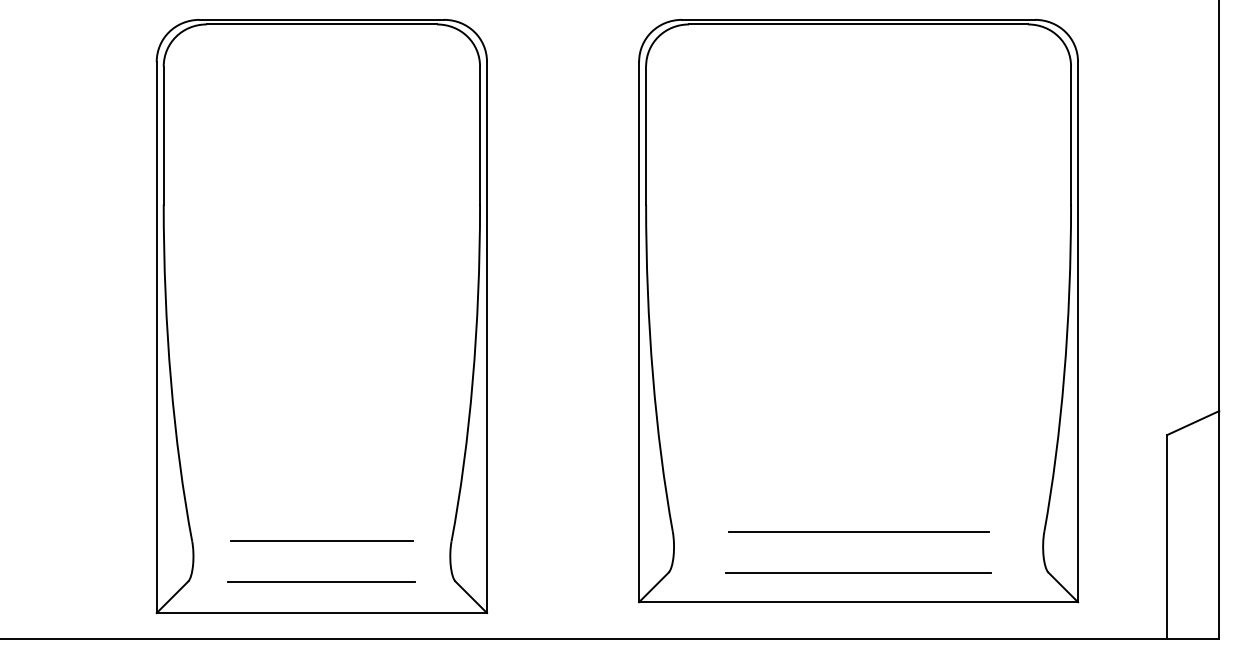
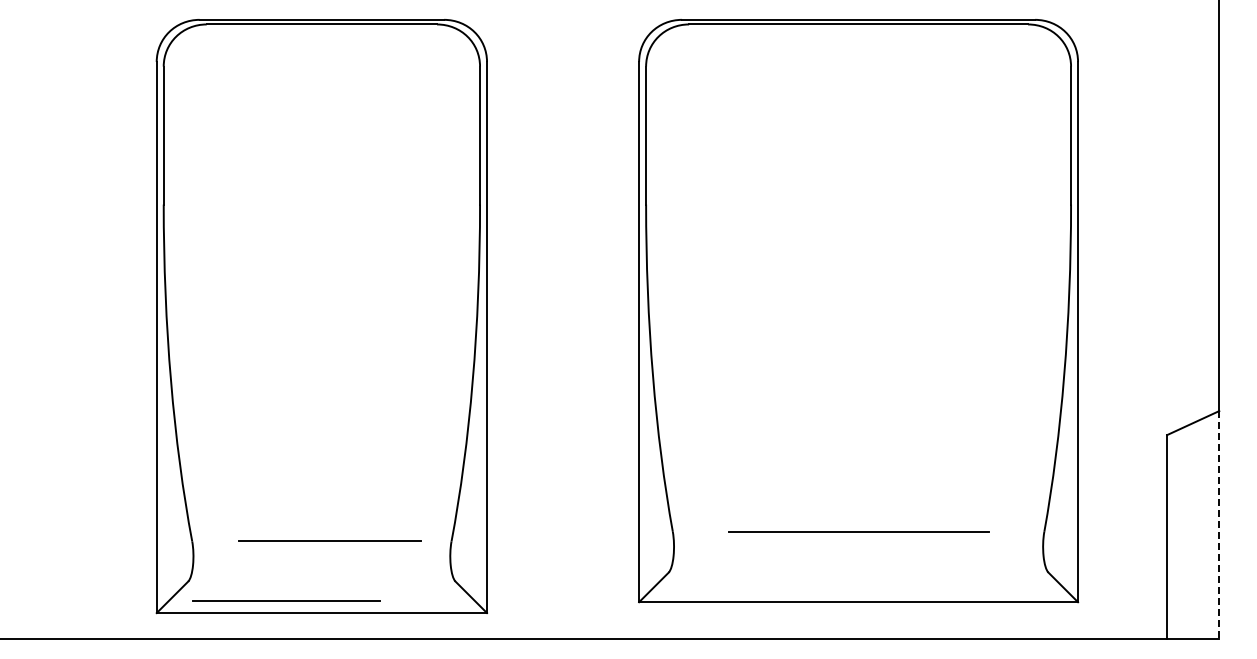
line: solid -> dashed (1219, 525)
line position: (321, 540) -> (329, 540) (329, 540)
line: present -> none (858, 572)
line position: (321, 581) -> (286, 600) (286, 600)
